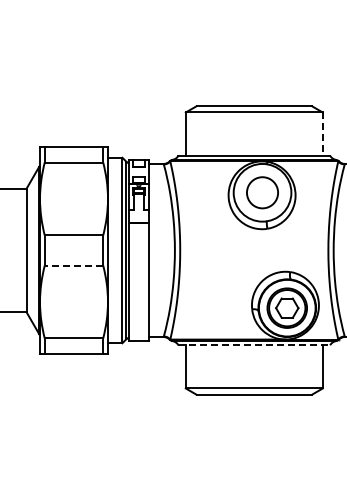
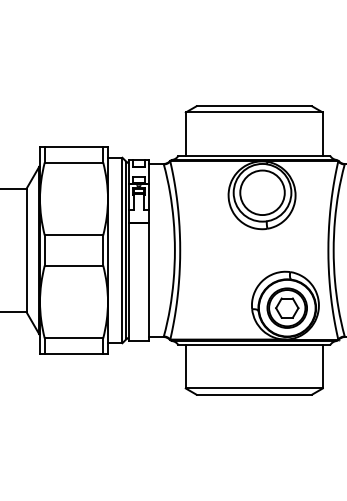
line: dashed -> solid (322, 134)
circle diameter: 31 px -> 45 px (262, 192)
line: dashed -> solid (73, 265)
line: dashed -> solid (254, 345)
